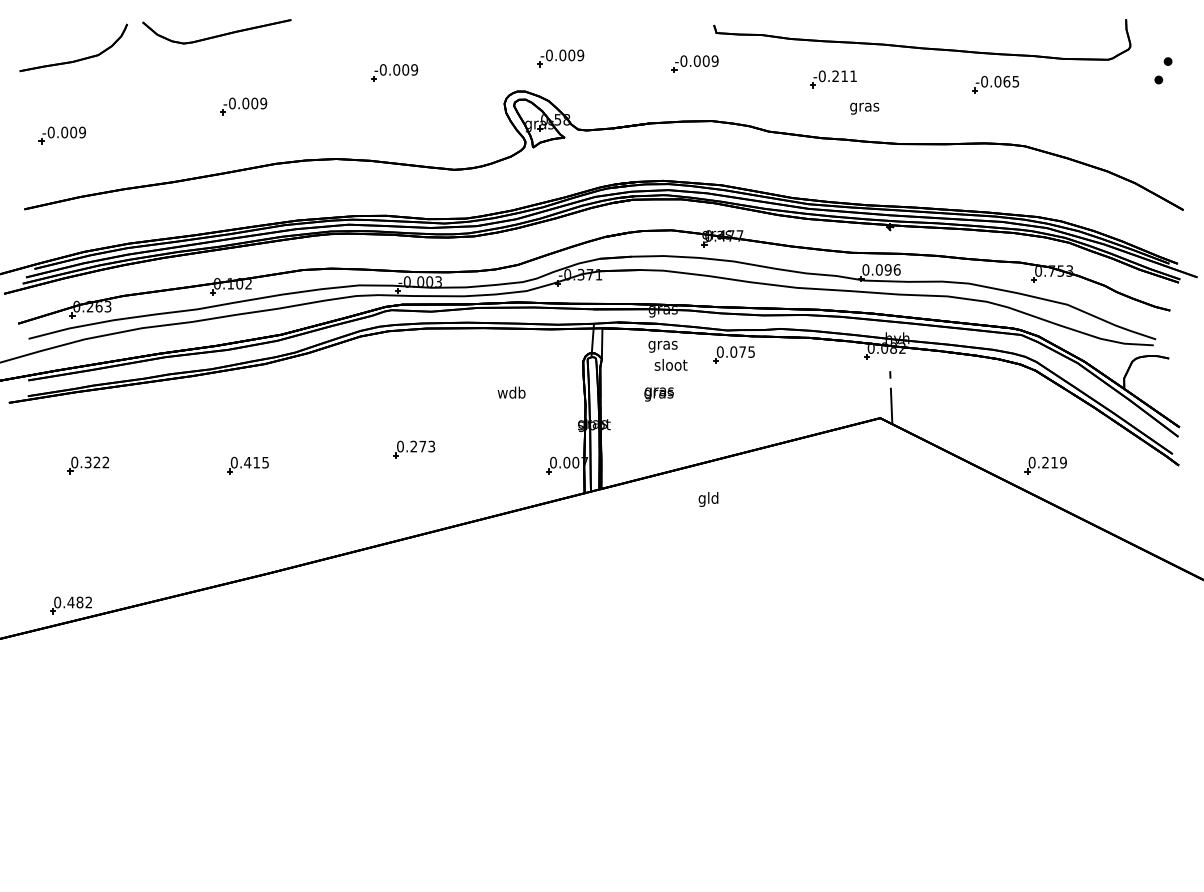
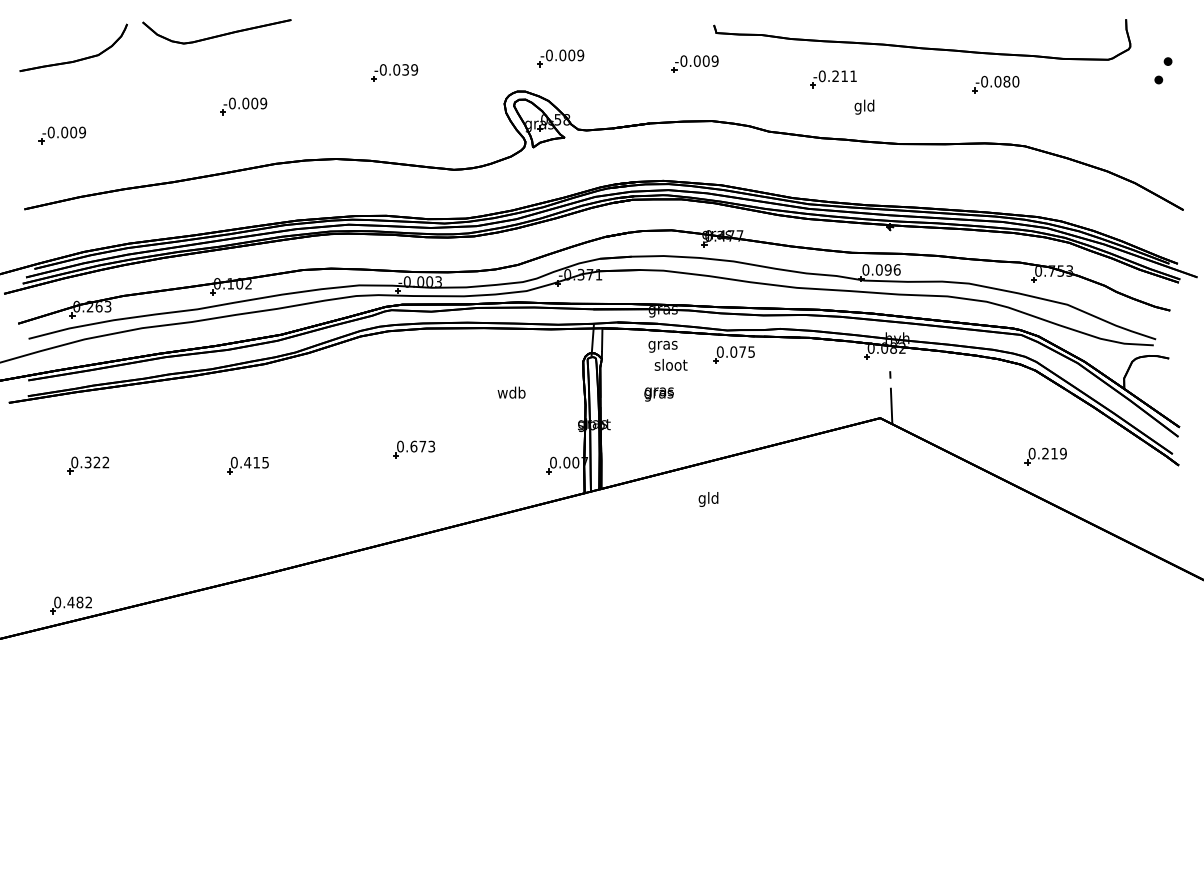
text: -0.009 -> -0.039 (405, 69)
text: -0.065 -> -0.080 (1011, 81)
text: gras -> gld (864, 106)
text: 0.273 -> 0.673 (413, 446)
part position: (1045, 465) -> (1045, 456) (1045, 456)
